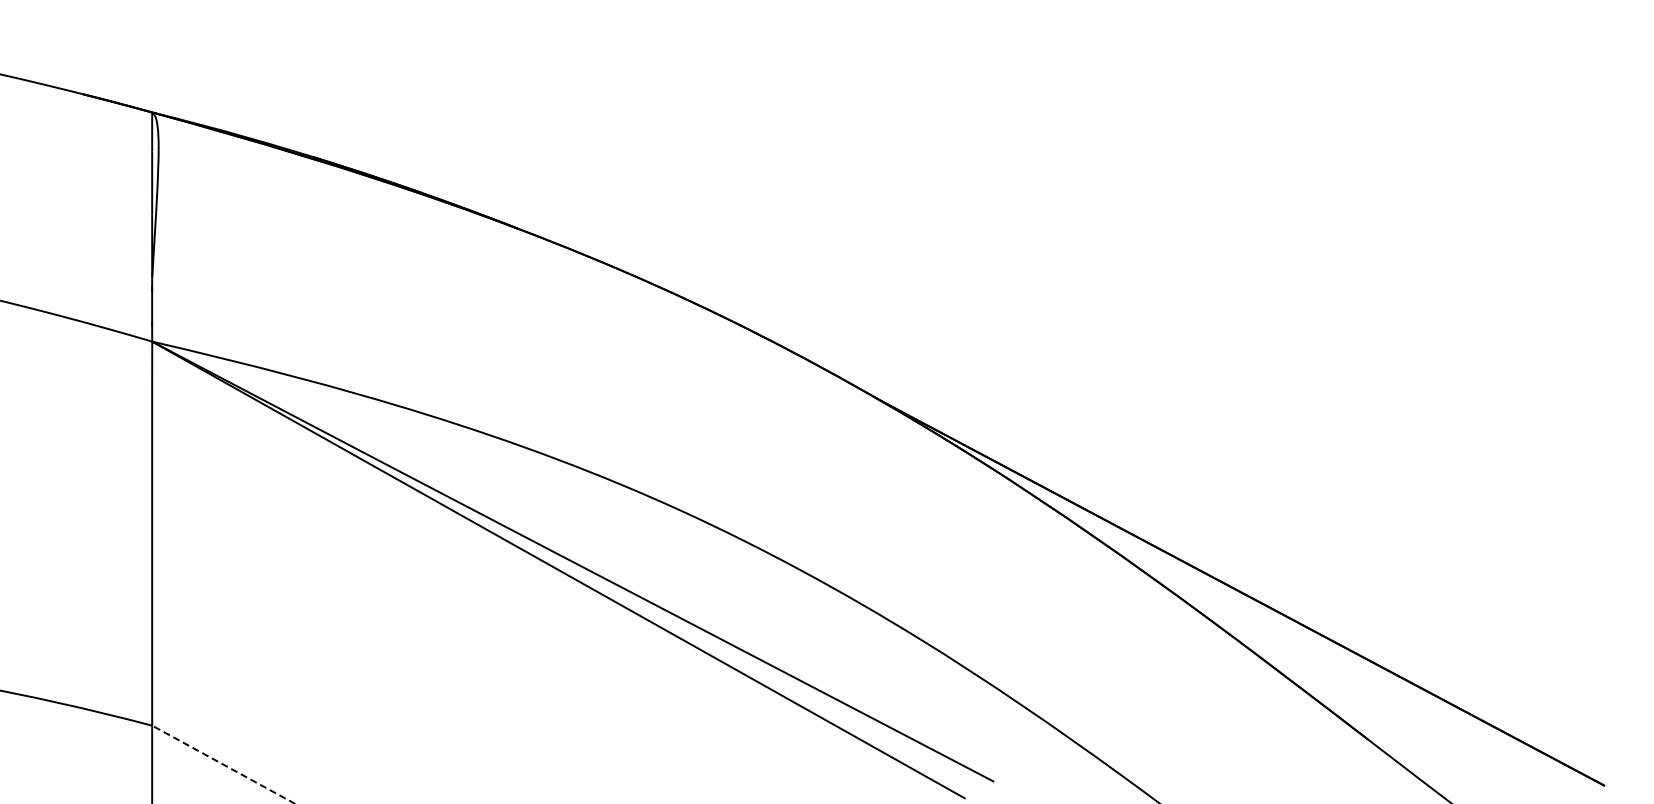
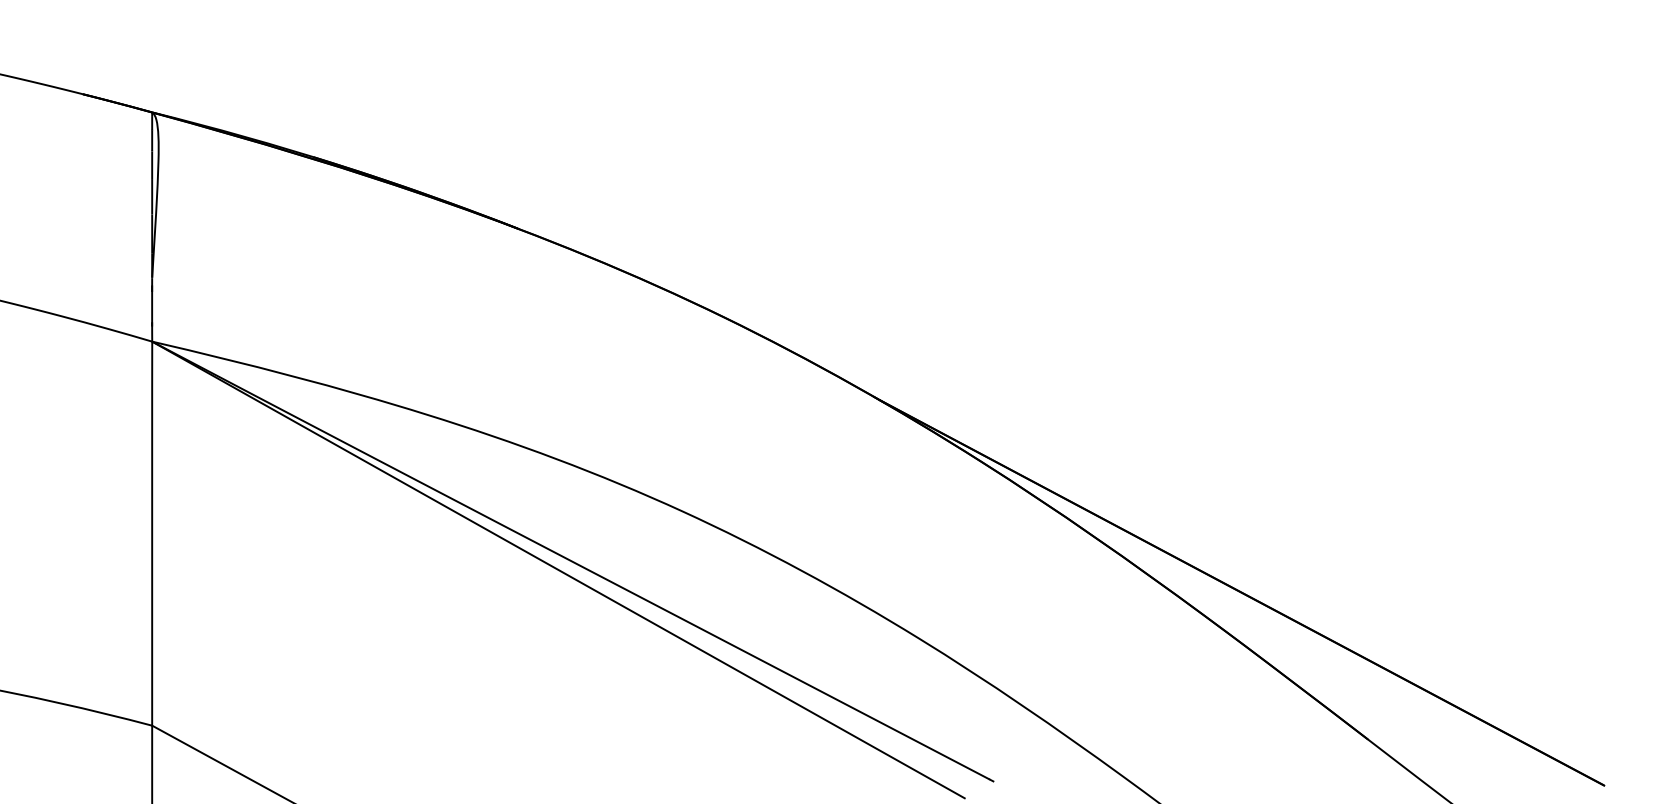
line: dashed -> solid (223, 764)
